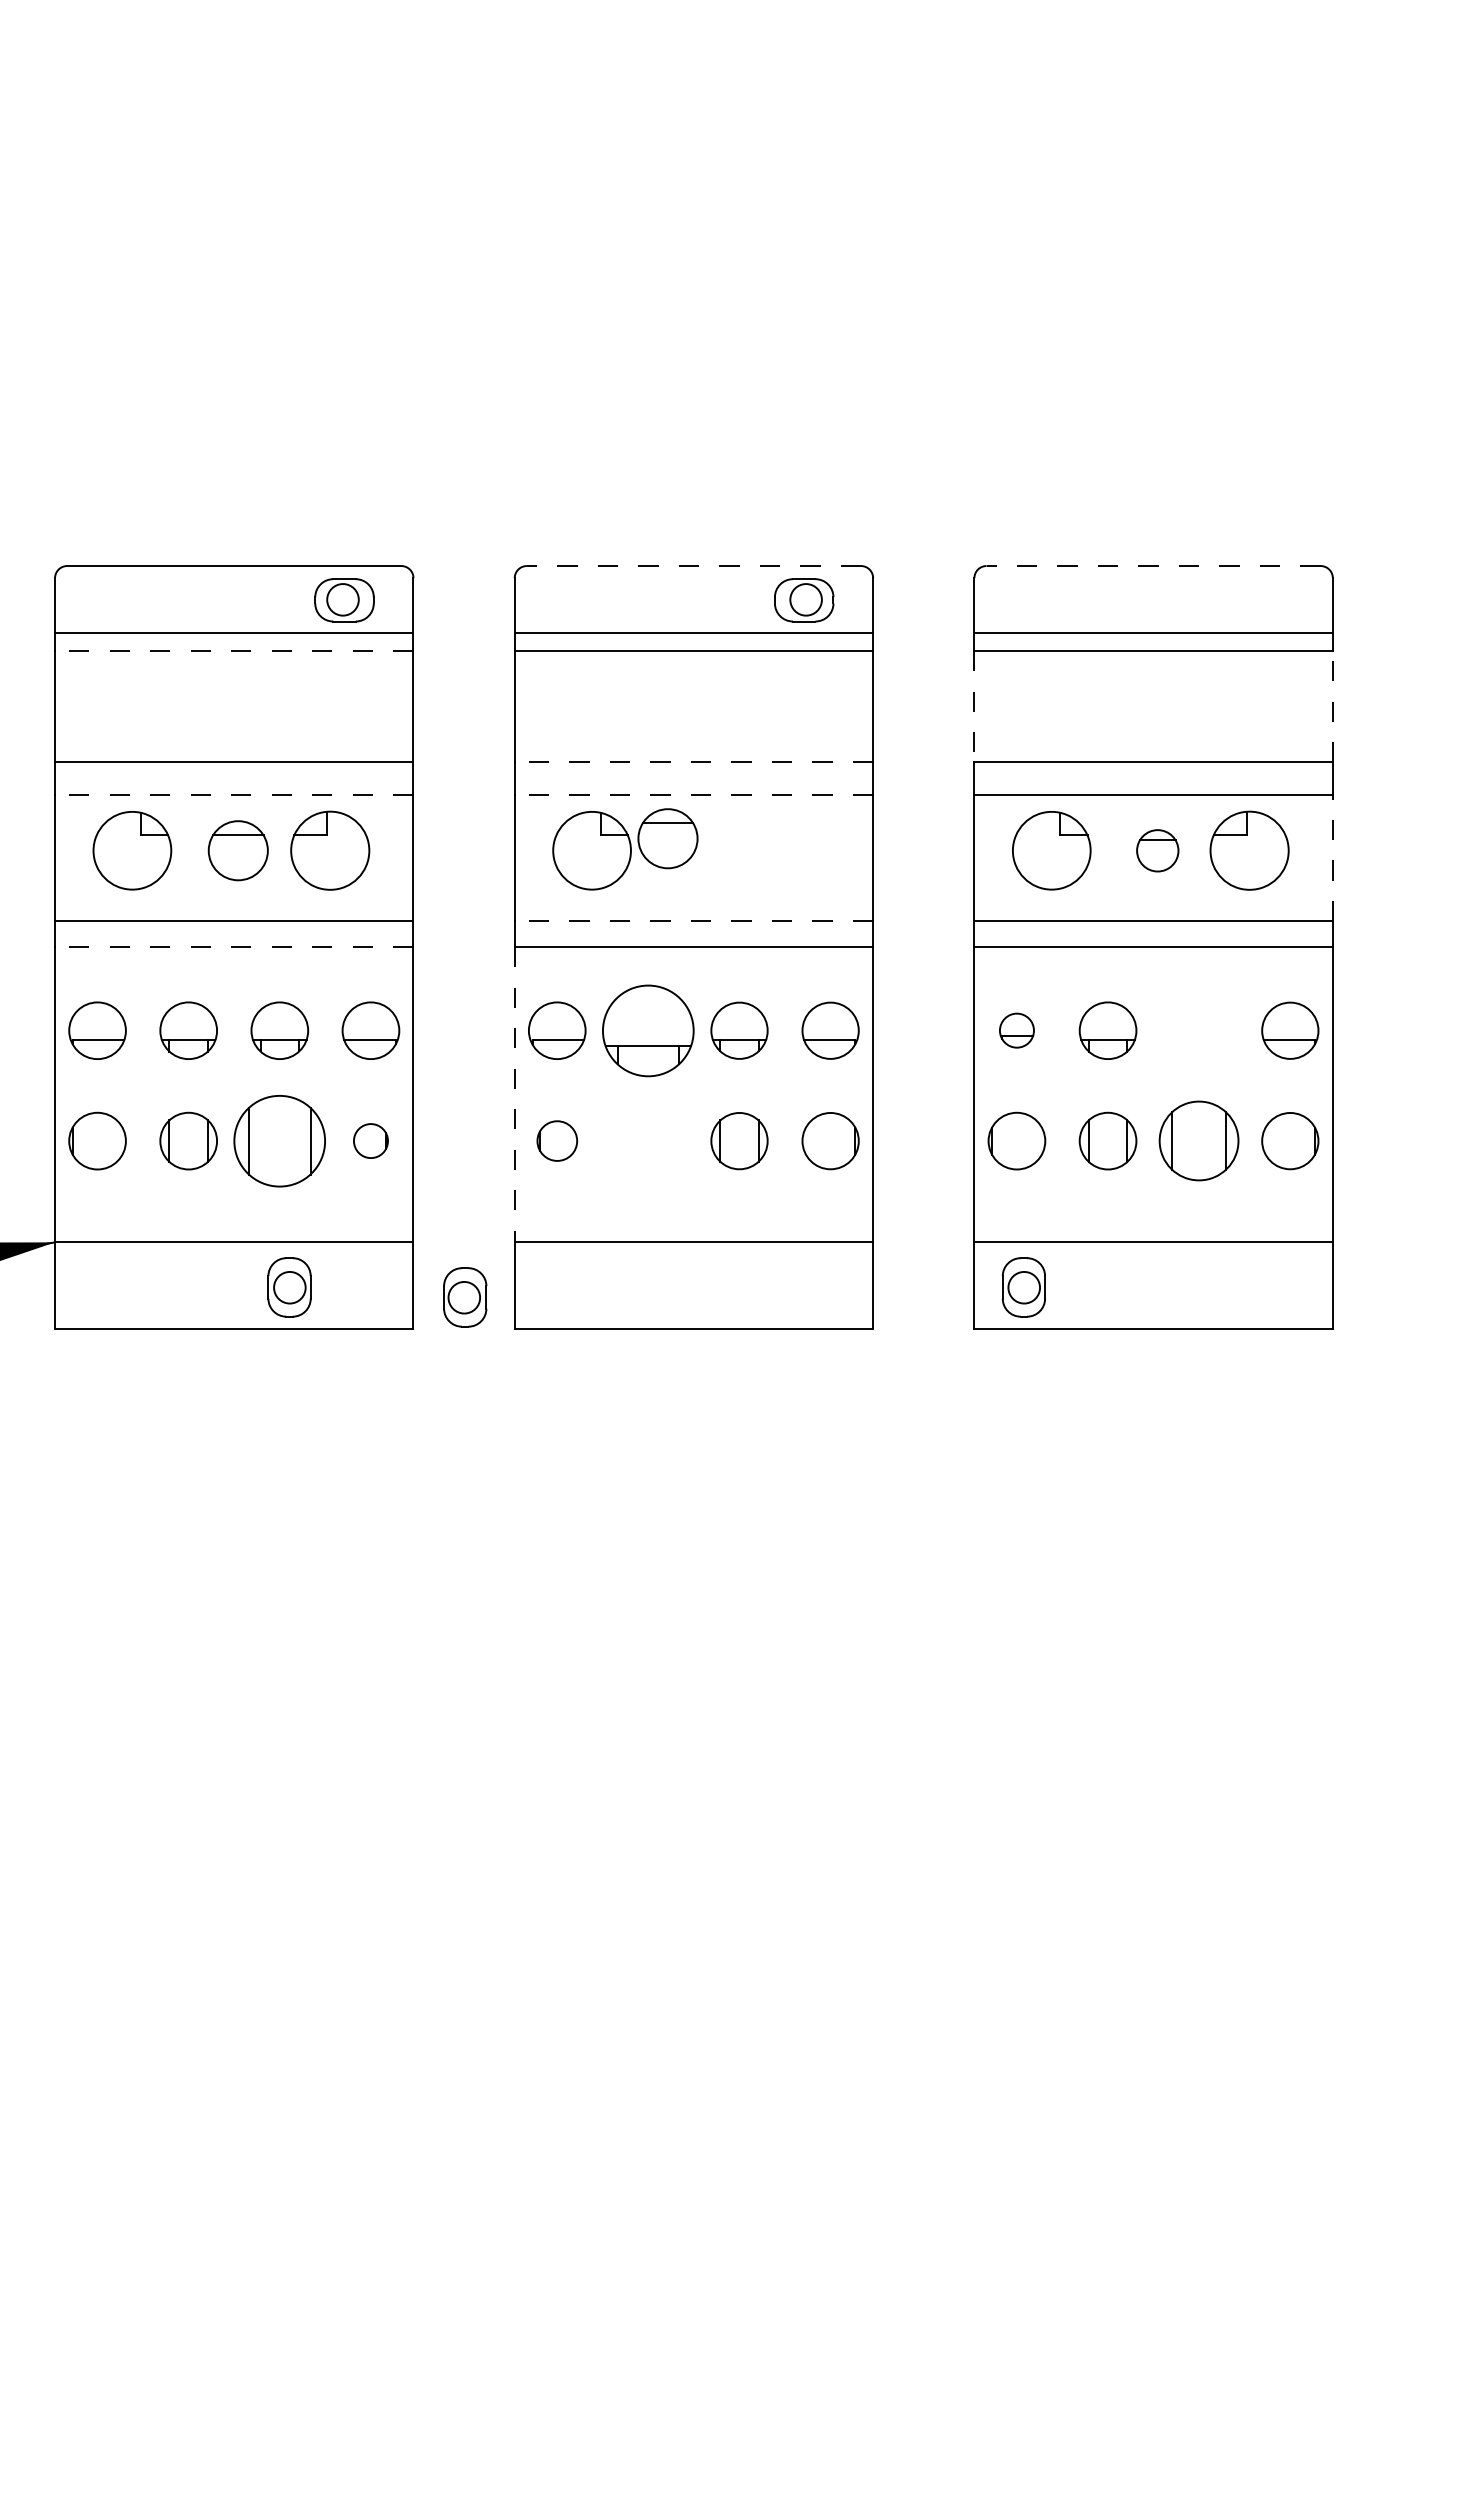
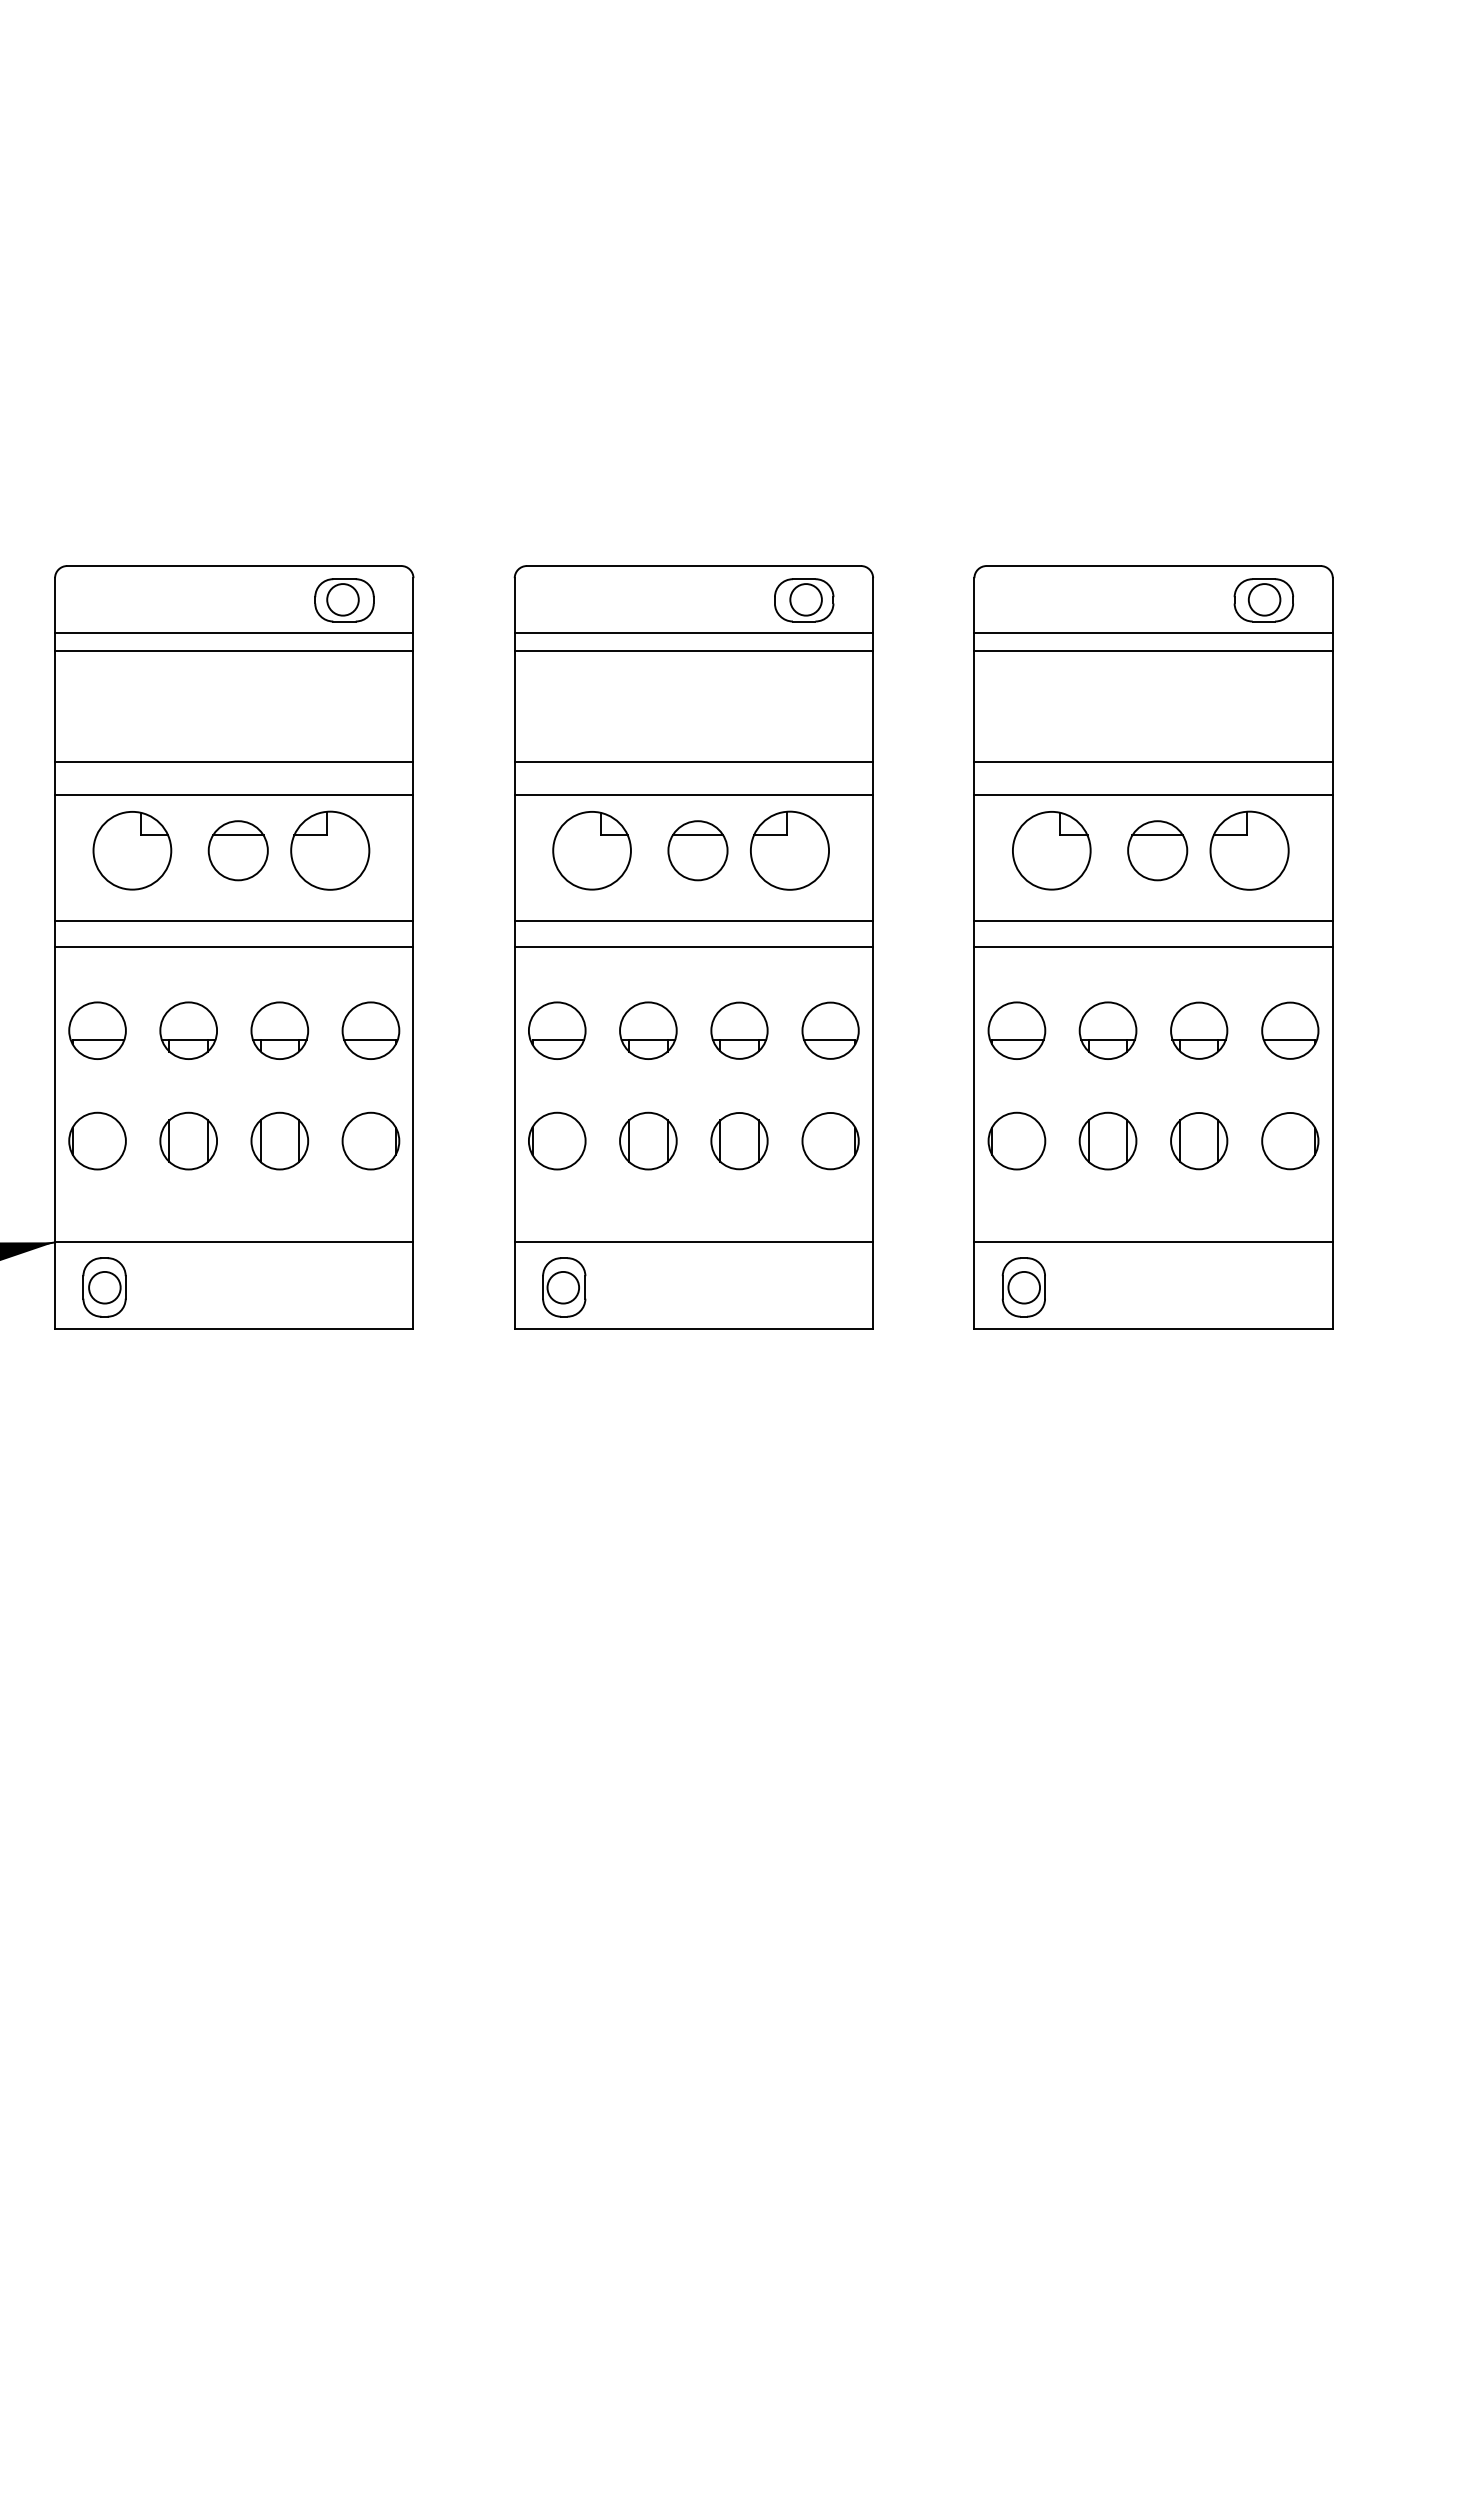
line: dashed -> solid (693, 566)
line: dashed -> solid (1153, 566)
part: none -> present (1263, 600)
line: dashed -> solid (233, 651)
line: dashed -> solid (974, 706)
line: dashed -> solid (1332, 706)
line: dashed -> solid (693, 762)
line: dashed -> solid (233, 795)
line: dashed -> solid (693, 795)
part position: (667, 838) -> (697, 850) (697, 850)
part: none -> present (789, 850)
part size: 44x44 px -> 62x62 px (1157, 850)
line: dashed -> solid (1332, 857)
line: dashed -> solid (693, 921)
line: dashed -> solid (233, 947)
part size: 93x94 px -> 59x59 px (648, 1030)
part size: 36x37 px -> 60x59 px (1016, 1030)
part: none -> present (1199, 1030)
line: dashed -> solid (514, 1094)
part size: 36x36 px -> 60x60 px (370, 1140)
part size: 43x42 px -> 59x60 px (557, 1140)
part: none -> present (648, 1140)
part size: 82x82 px -> 59x59 px (1199, 1141)
part size: 93x93 px -> 60x60 px (279, 1140)
part position: (289, 1287) -> (104, 1287) (104, 1287)
part position: (465, 1297) -> (564, 1287) (564, 1287)
